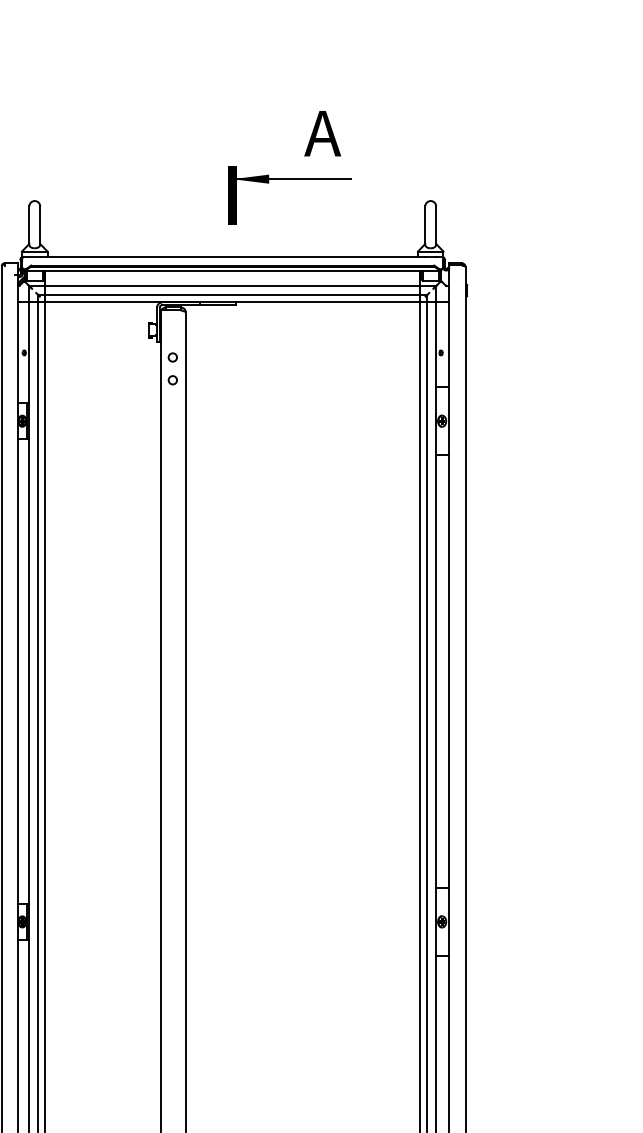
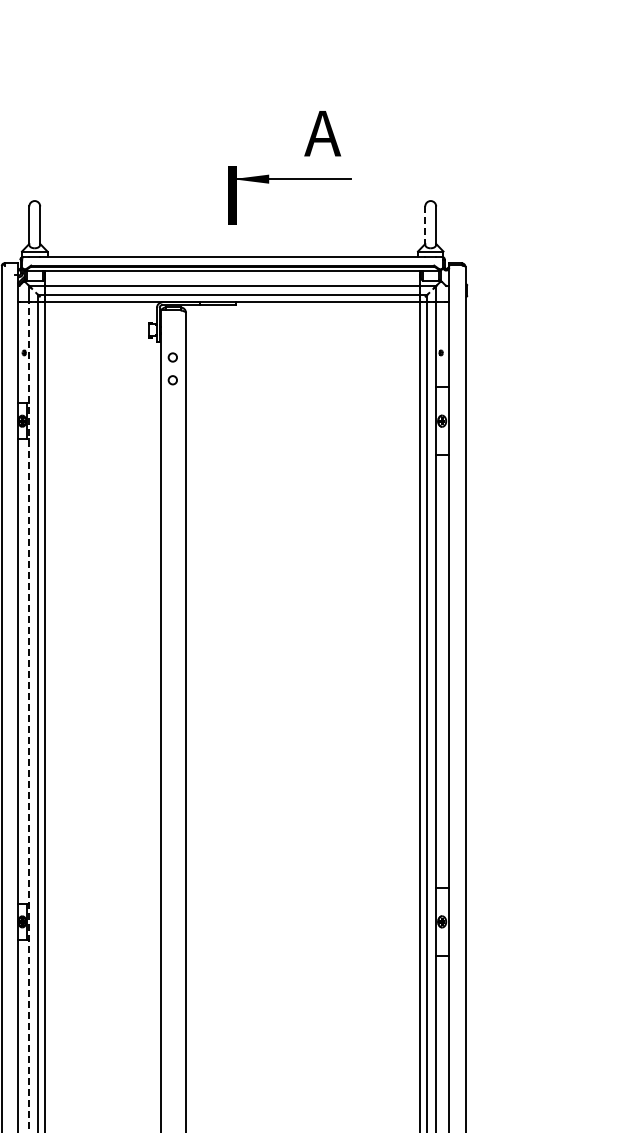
line: solid -> dashed (425, 226)
line: solid -> dashed (29, 716)
